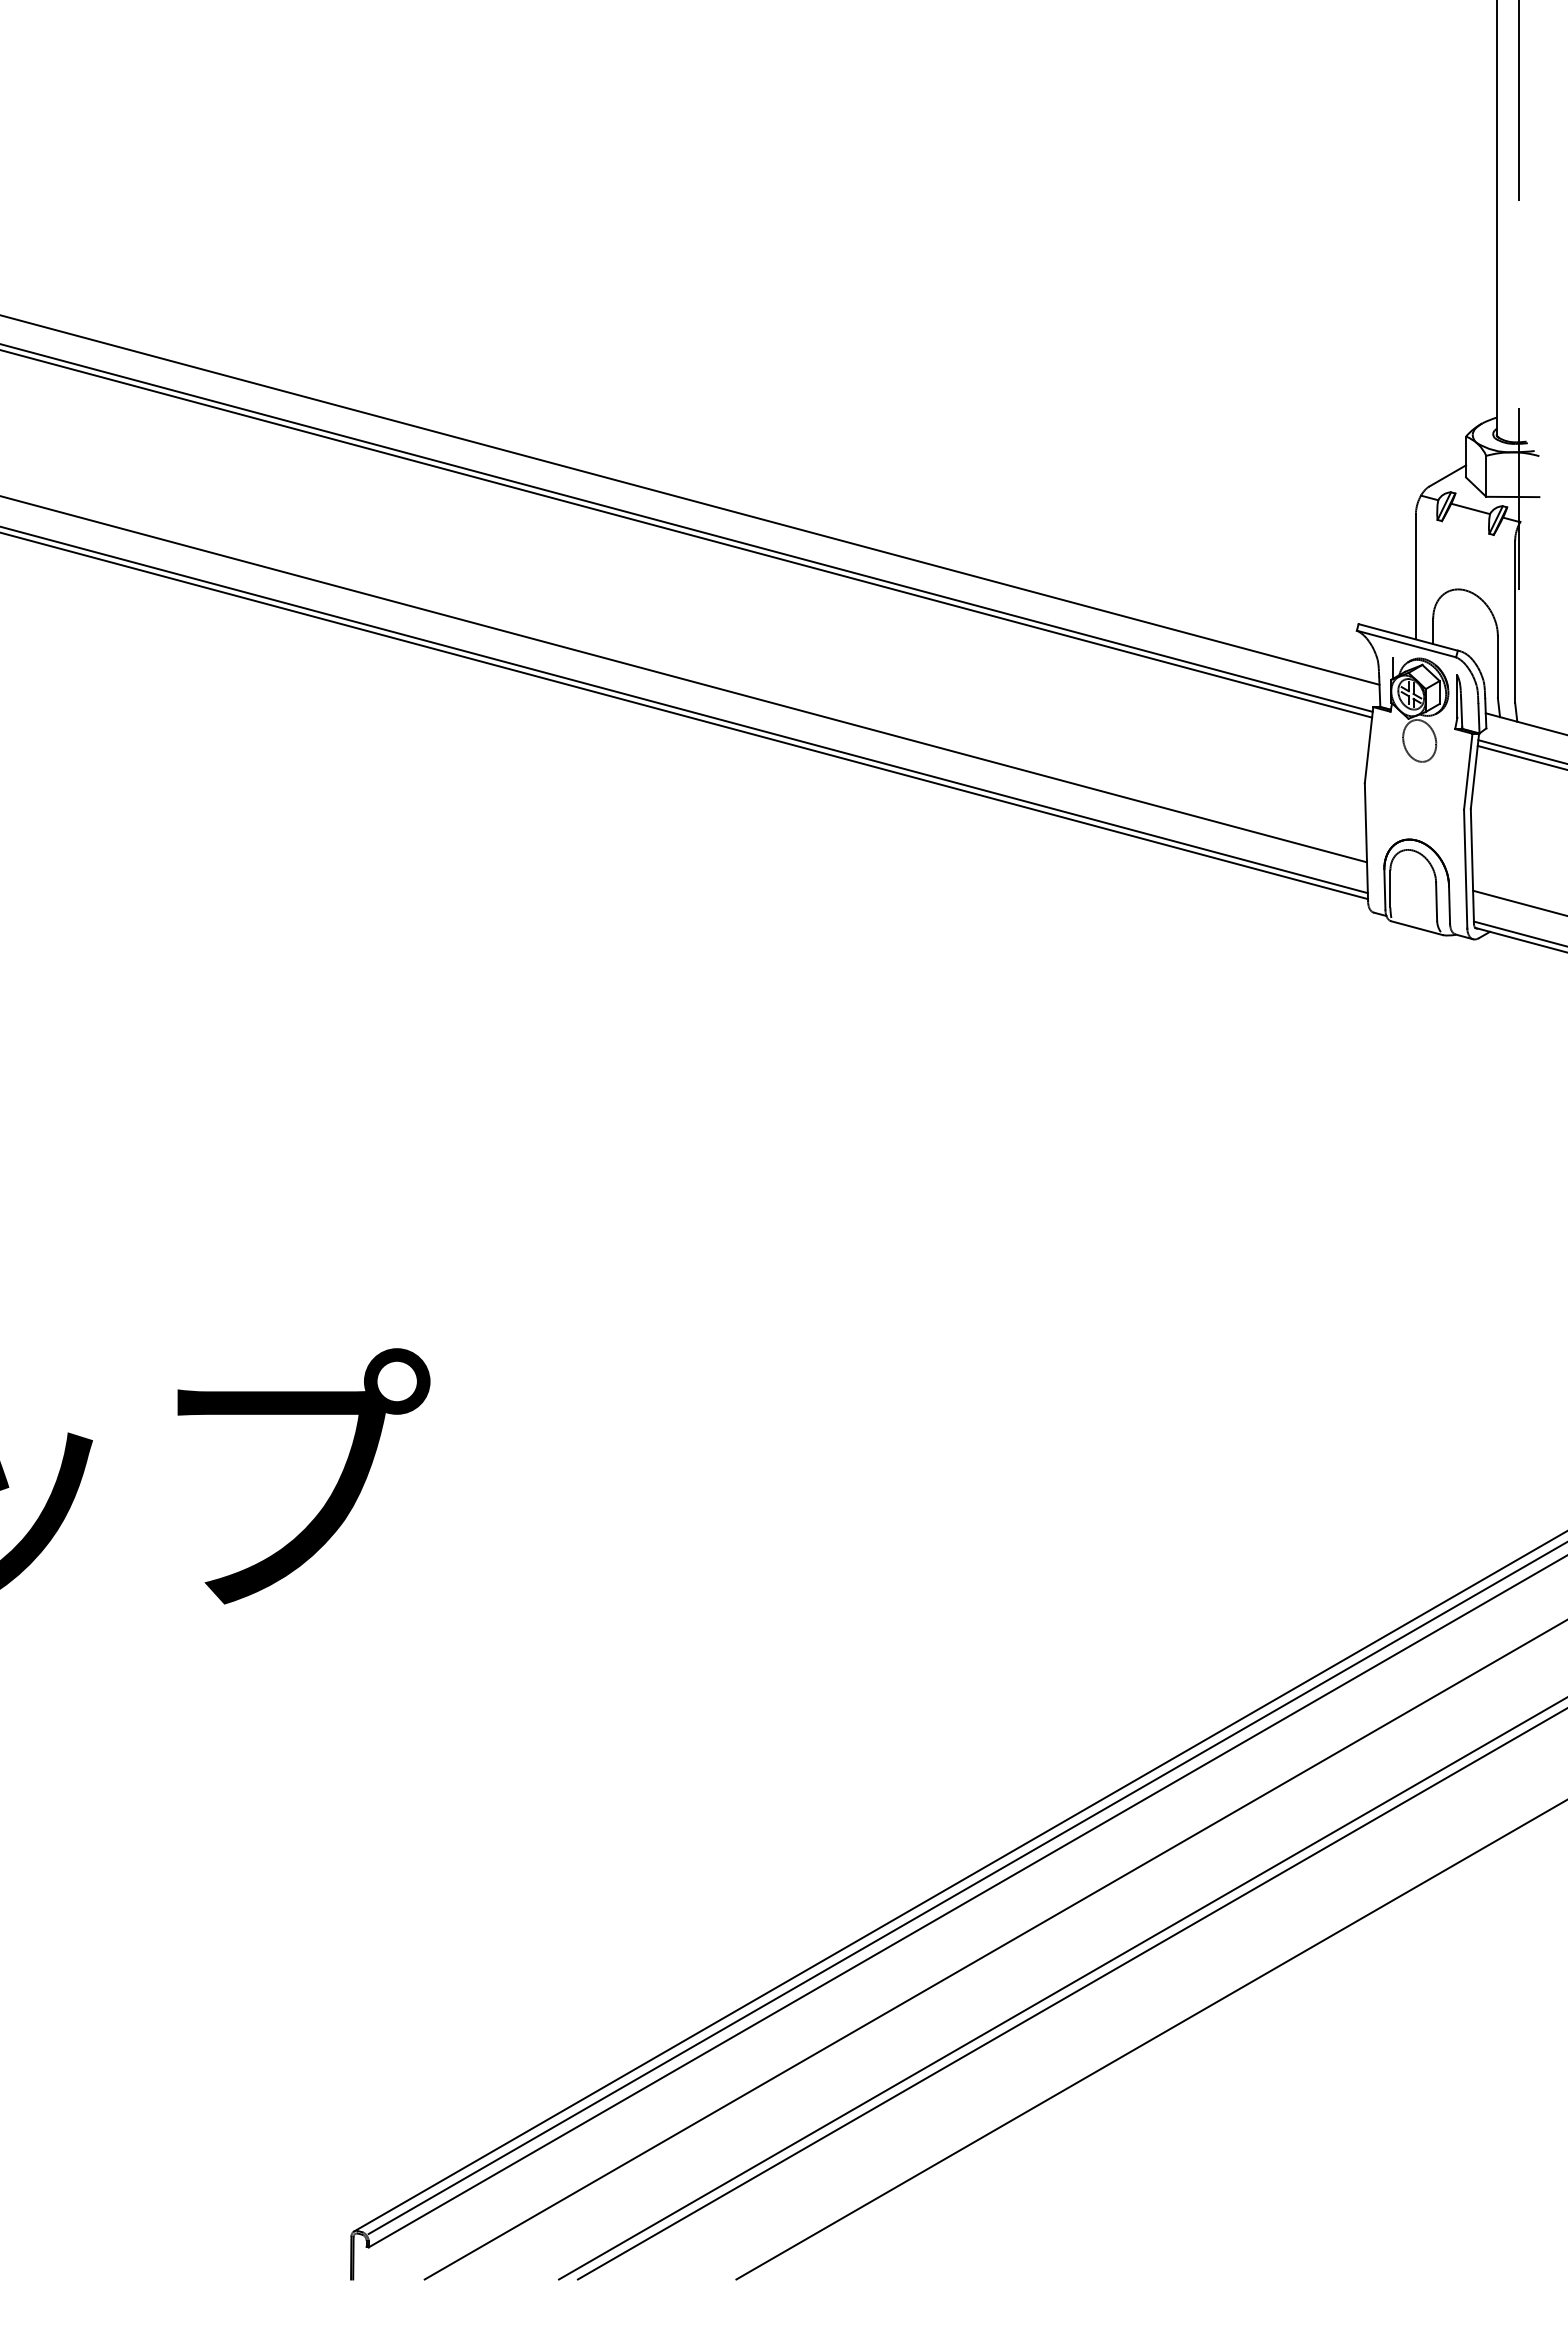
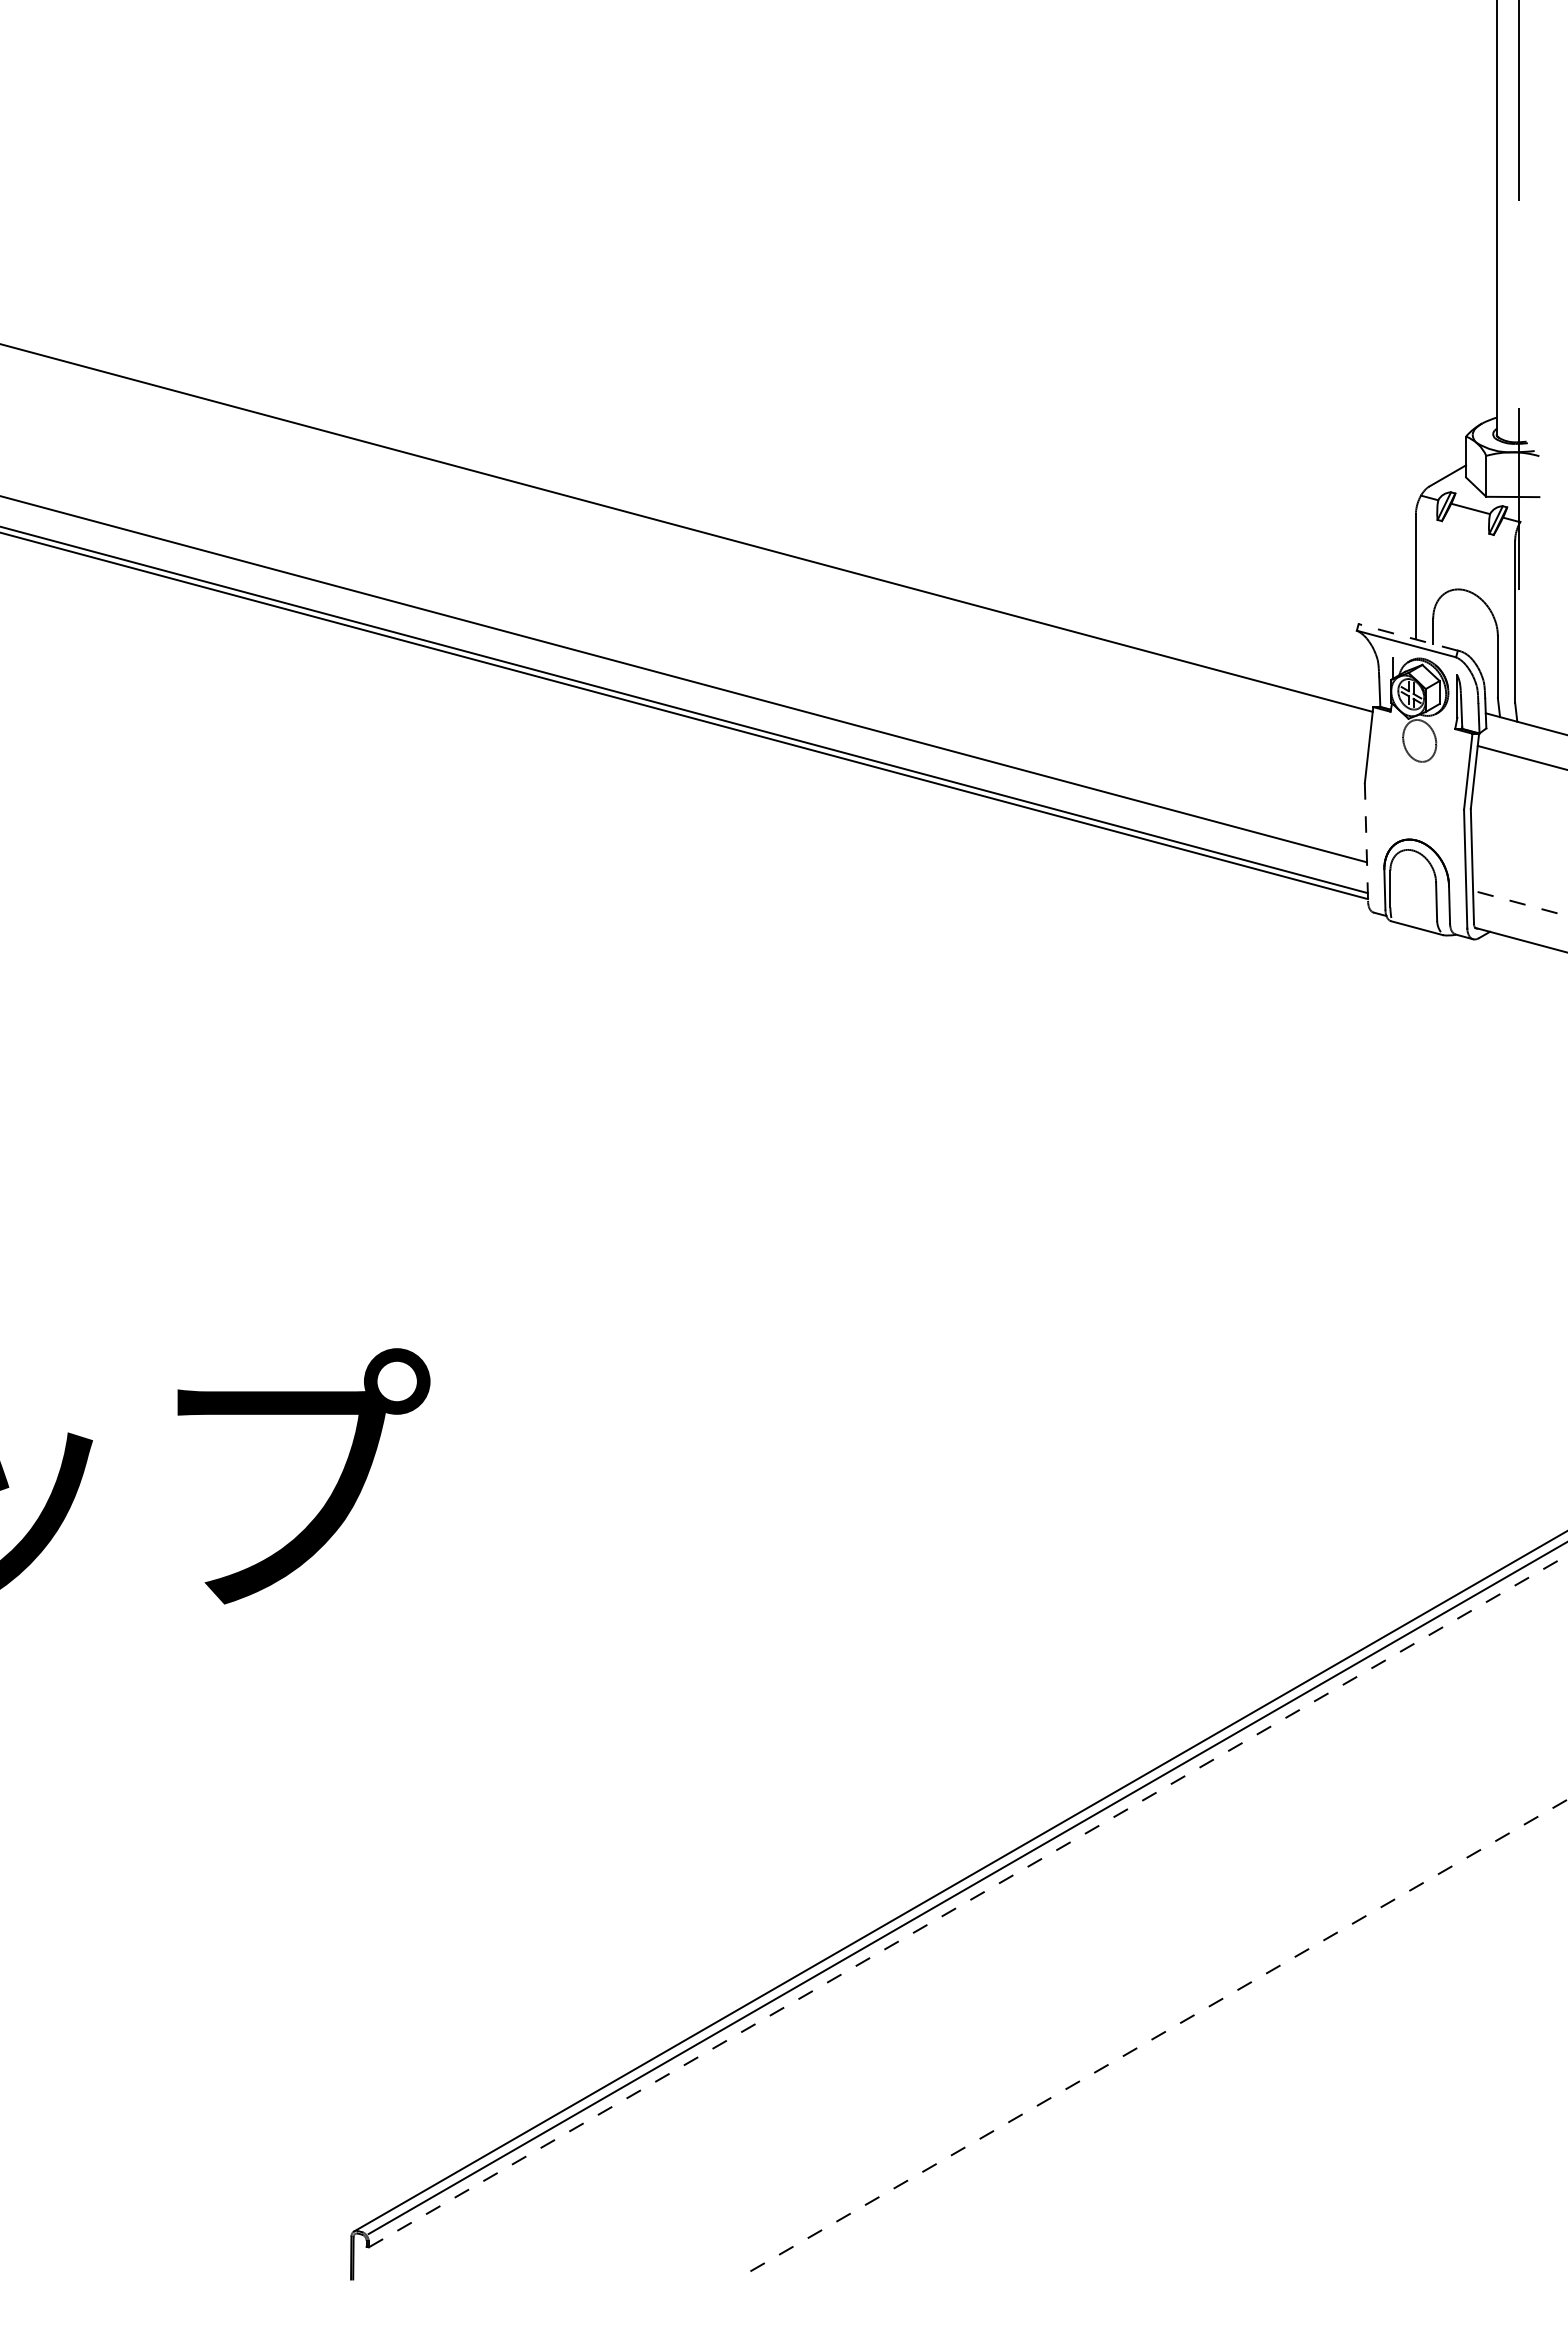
line: present -> none (690, 499)
line: present -> none (687, 533)
line: solid -> dashed (1407, 637)
line: present -> none (1521, 751)
line: solid -> dashed (1366, 842)
line: solid -> dashed (1520, 903)
line: present -> none (1518, 933)
line: solid -> dashed (968, 1901)
line: present -> none (994, 1950)
line: present -> none (1061, 1988)
line: present -> none (1070, 1994)
line: solid -> dashed (1152, 2039)
